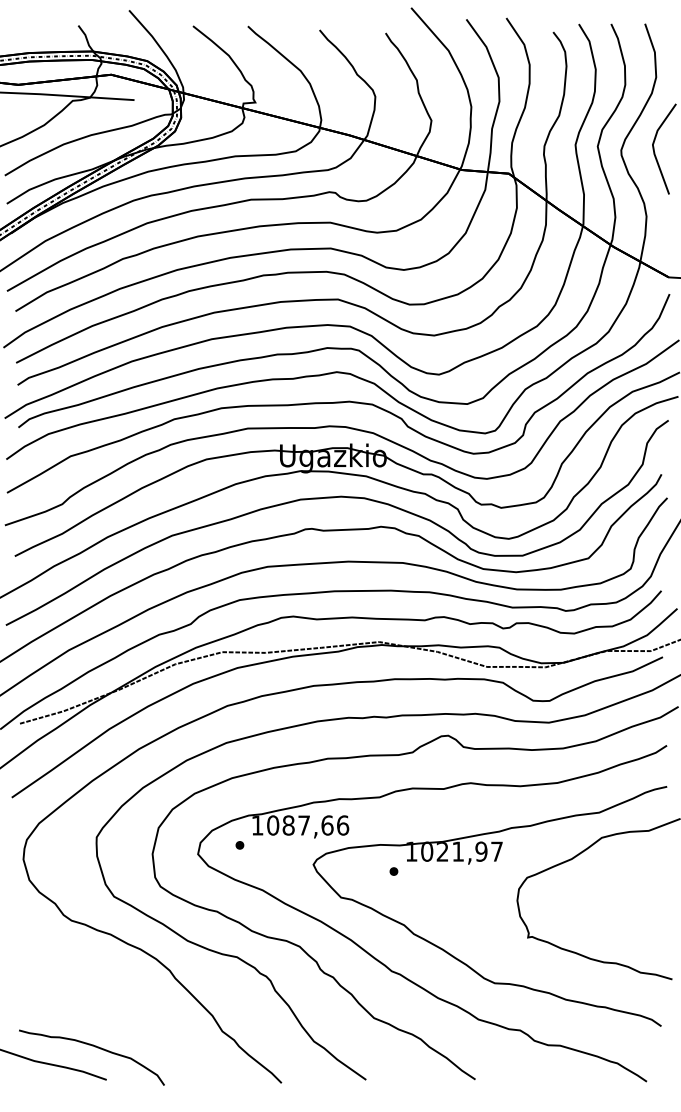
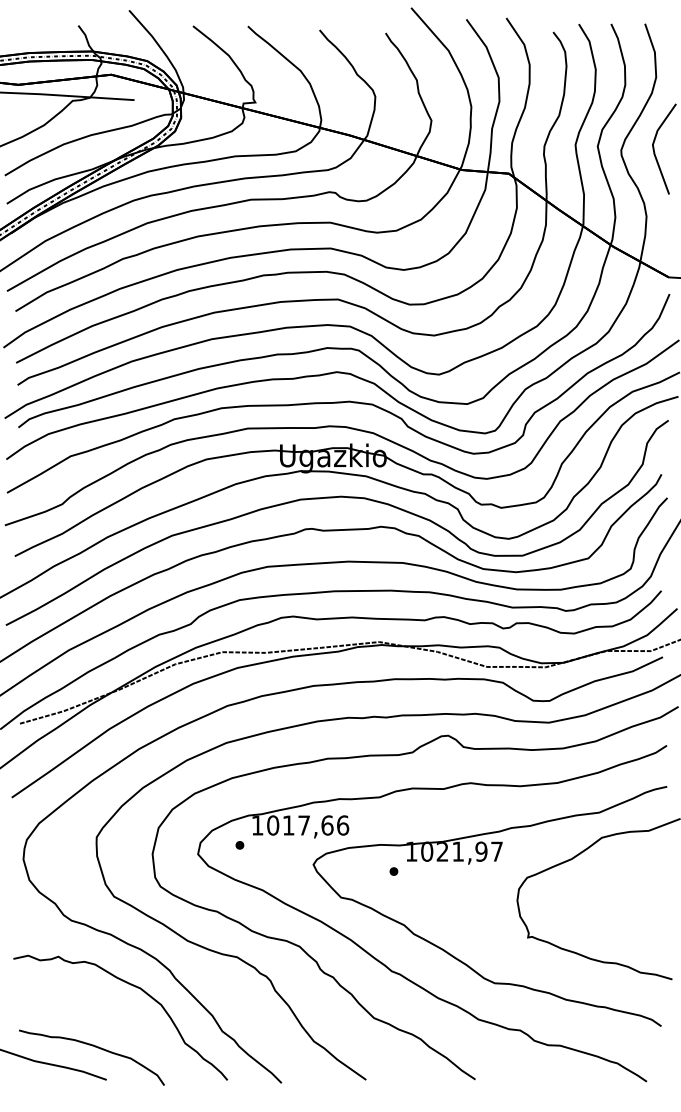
text: 1087,66 -> 1017,66 (288, 825)
curve: none -> present (130, 985)
